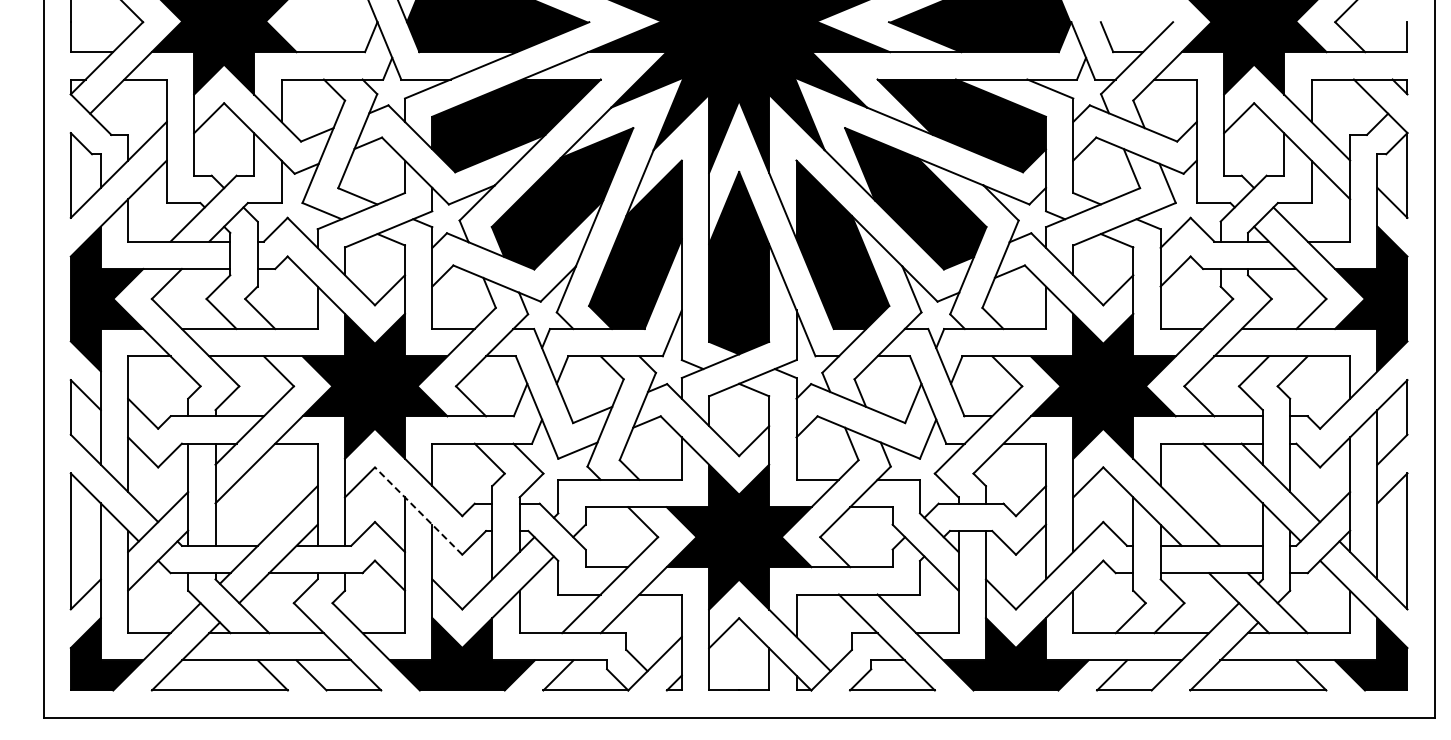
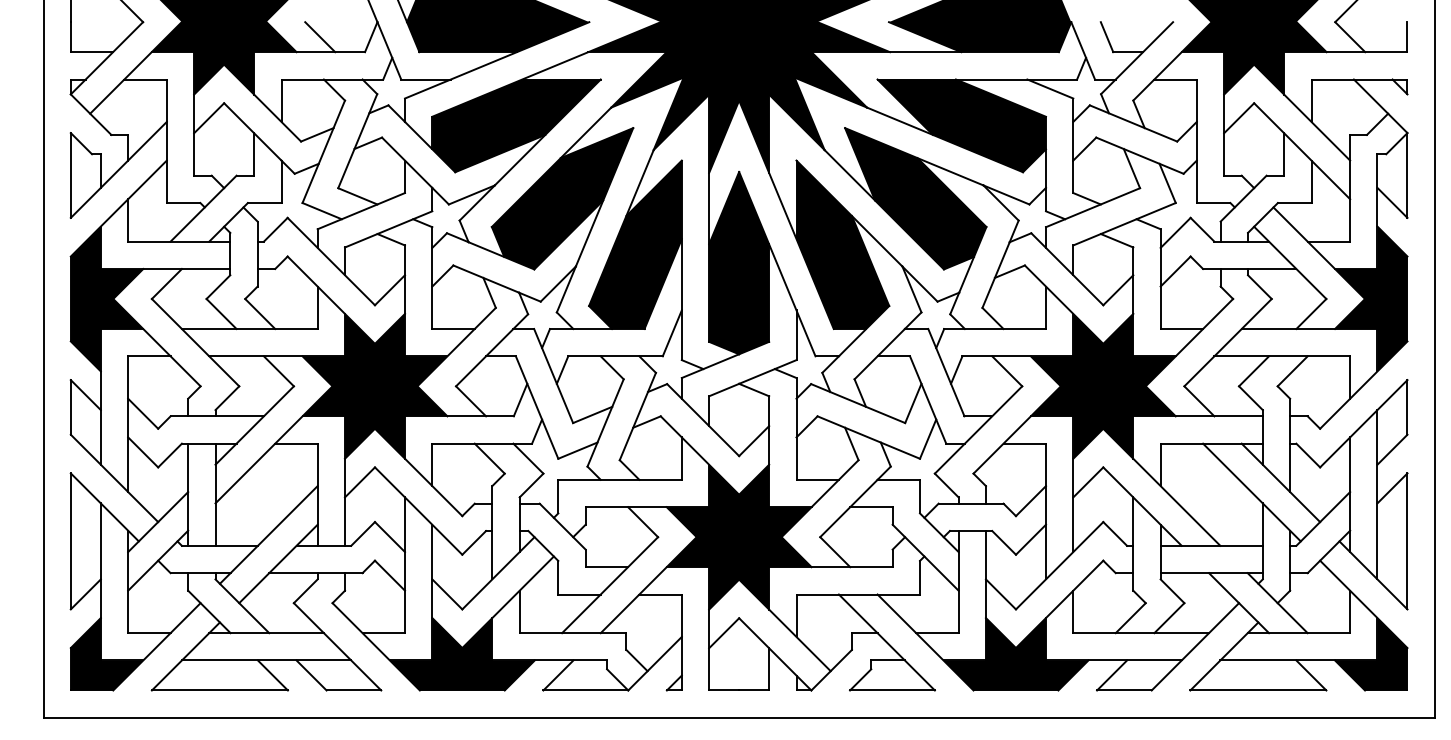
line: none -> present (320, 37)
line: dashed -> solid (418, 511)
